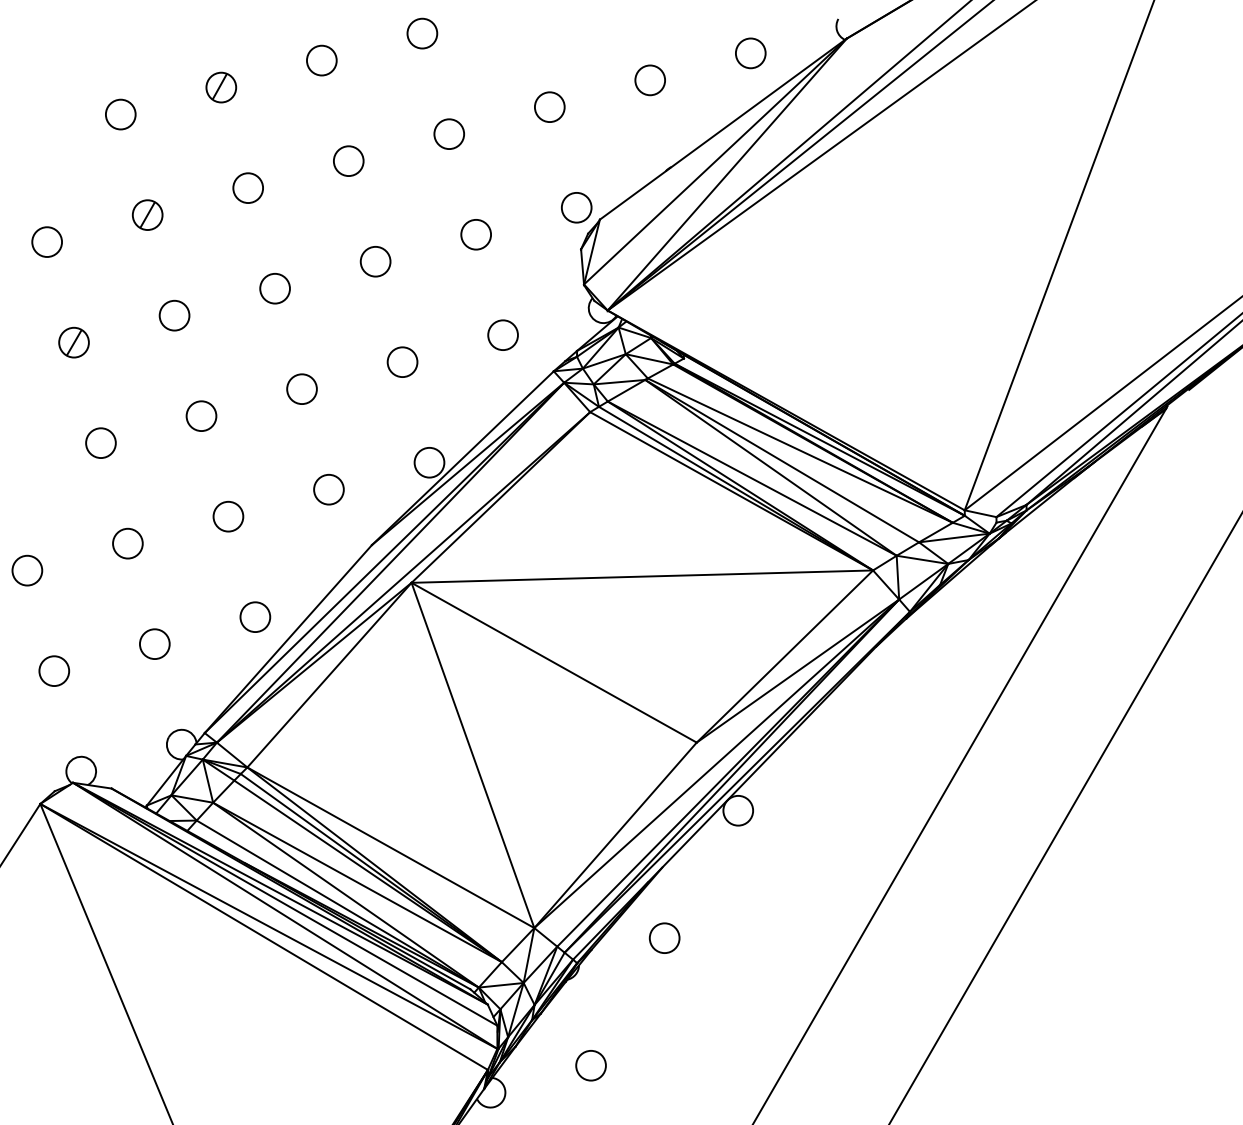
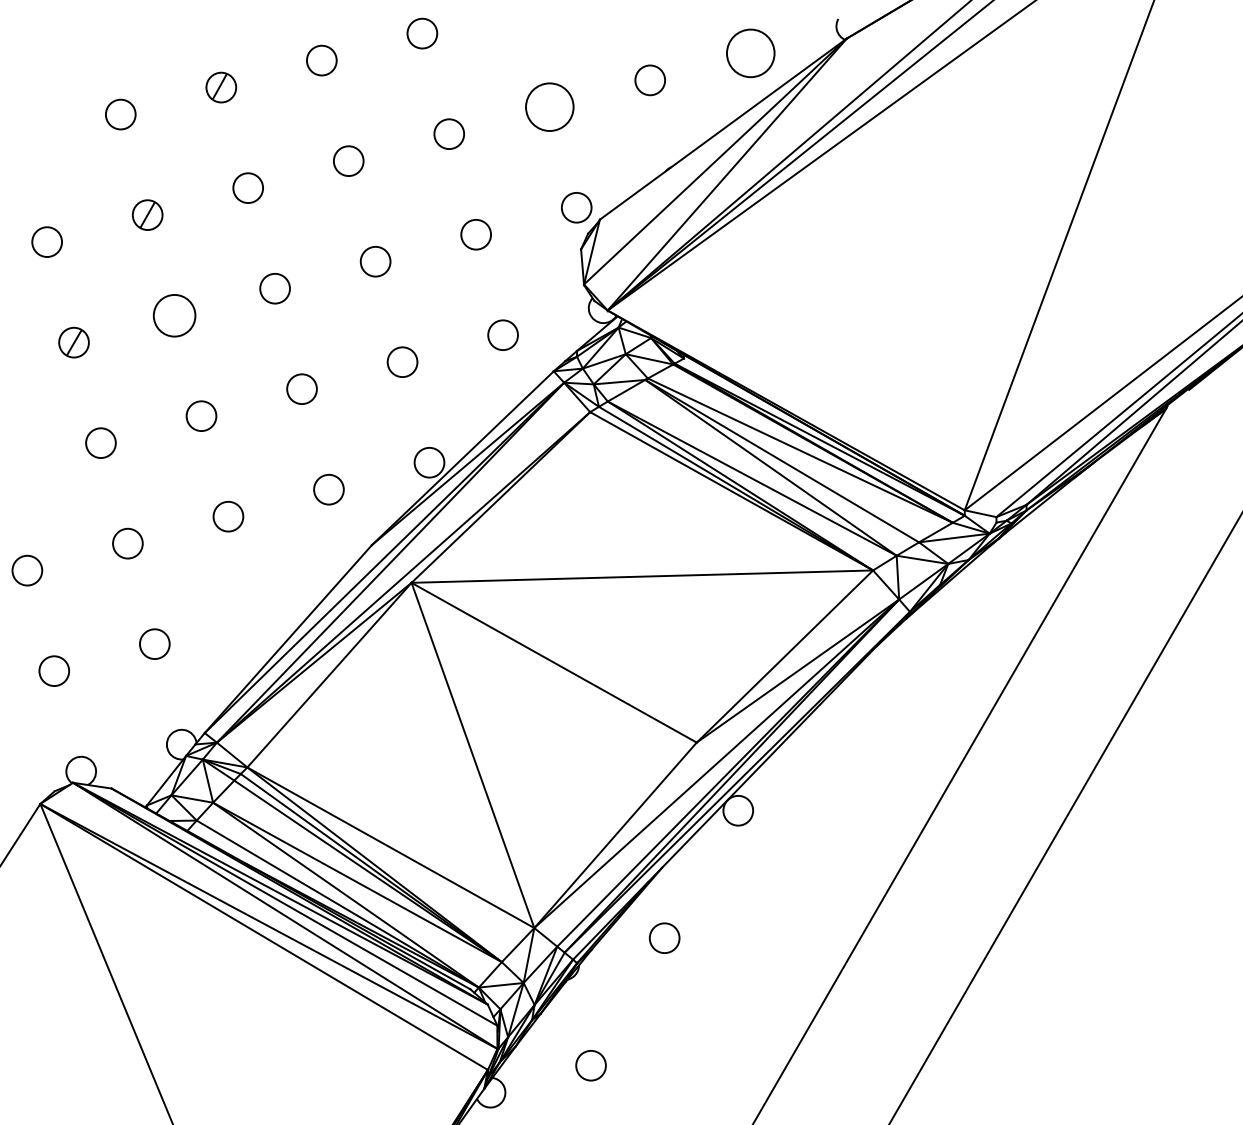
circle diameter: 30 px -> 48 px (750, 53)
circle diameter: 30 px -> 48 px (549, 107)
circle size: 33x33 px -> 45x44 px (174, 315)
circle: present -> none (255, 616)
